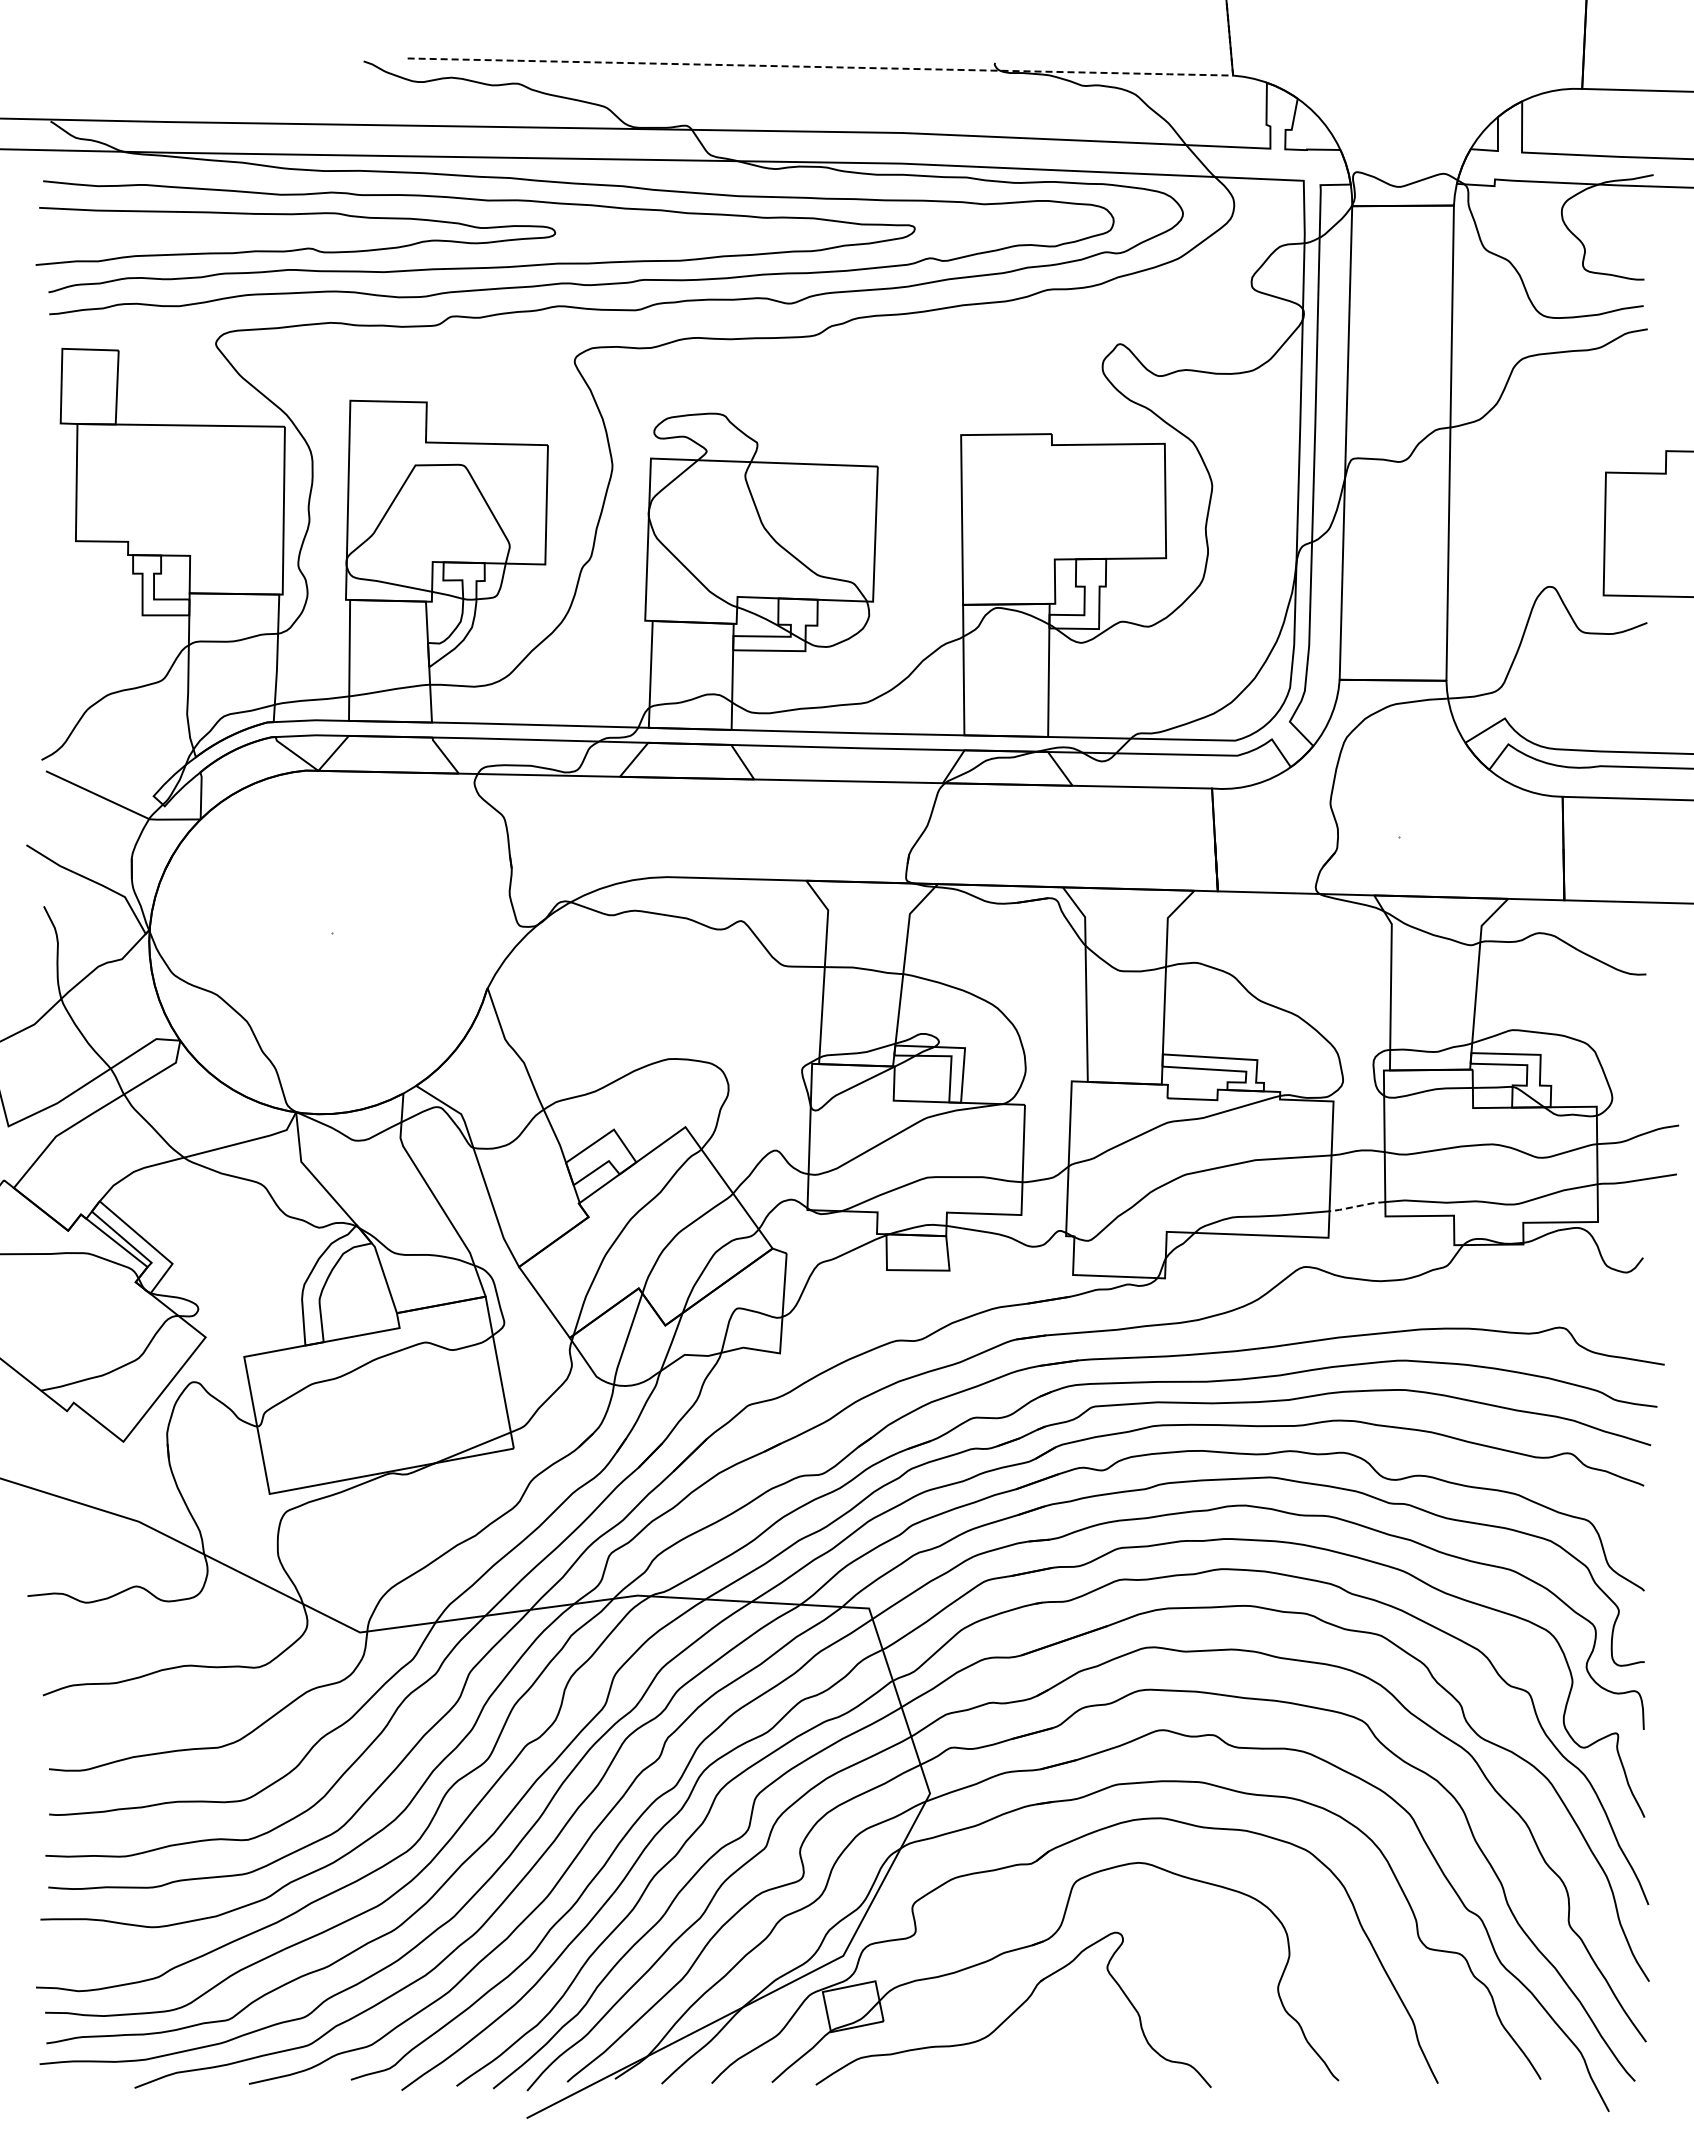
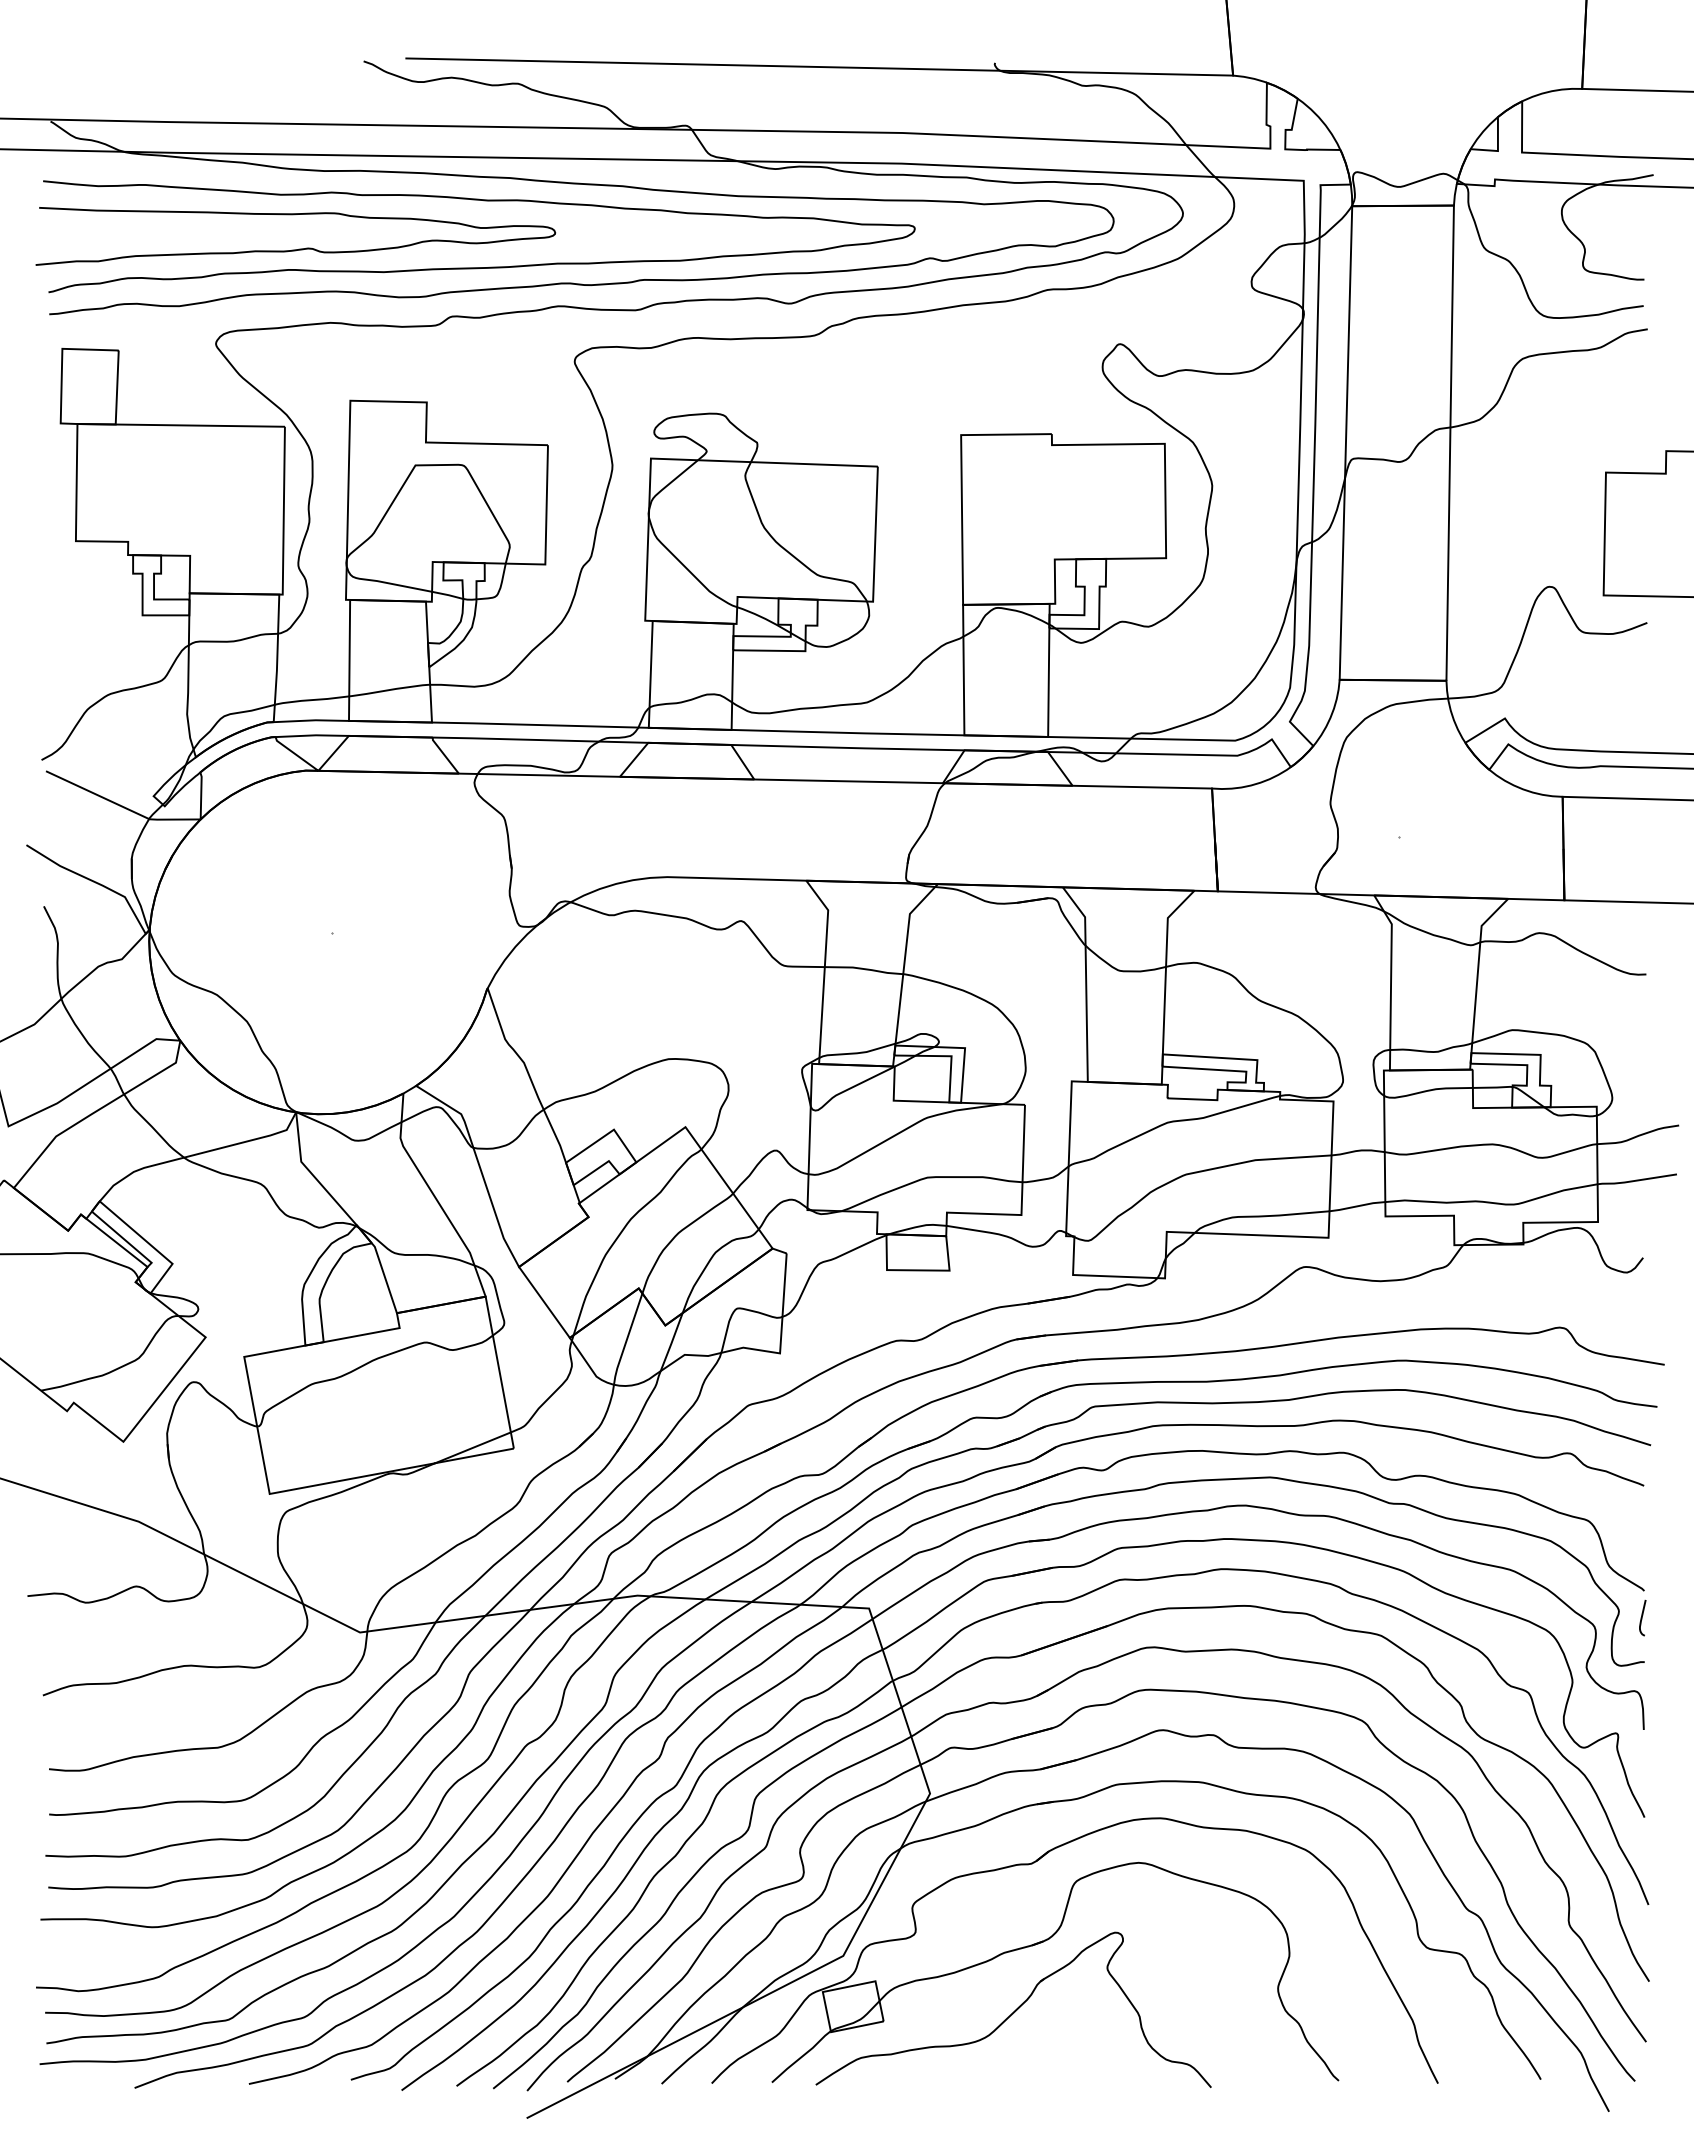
line: dashed -> solid (857, 67)
line: dashed -> solid (1356, 1206)
curve: none -> present (1642, 1617)
